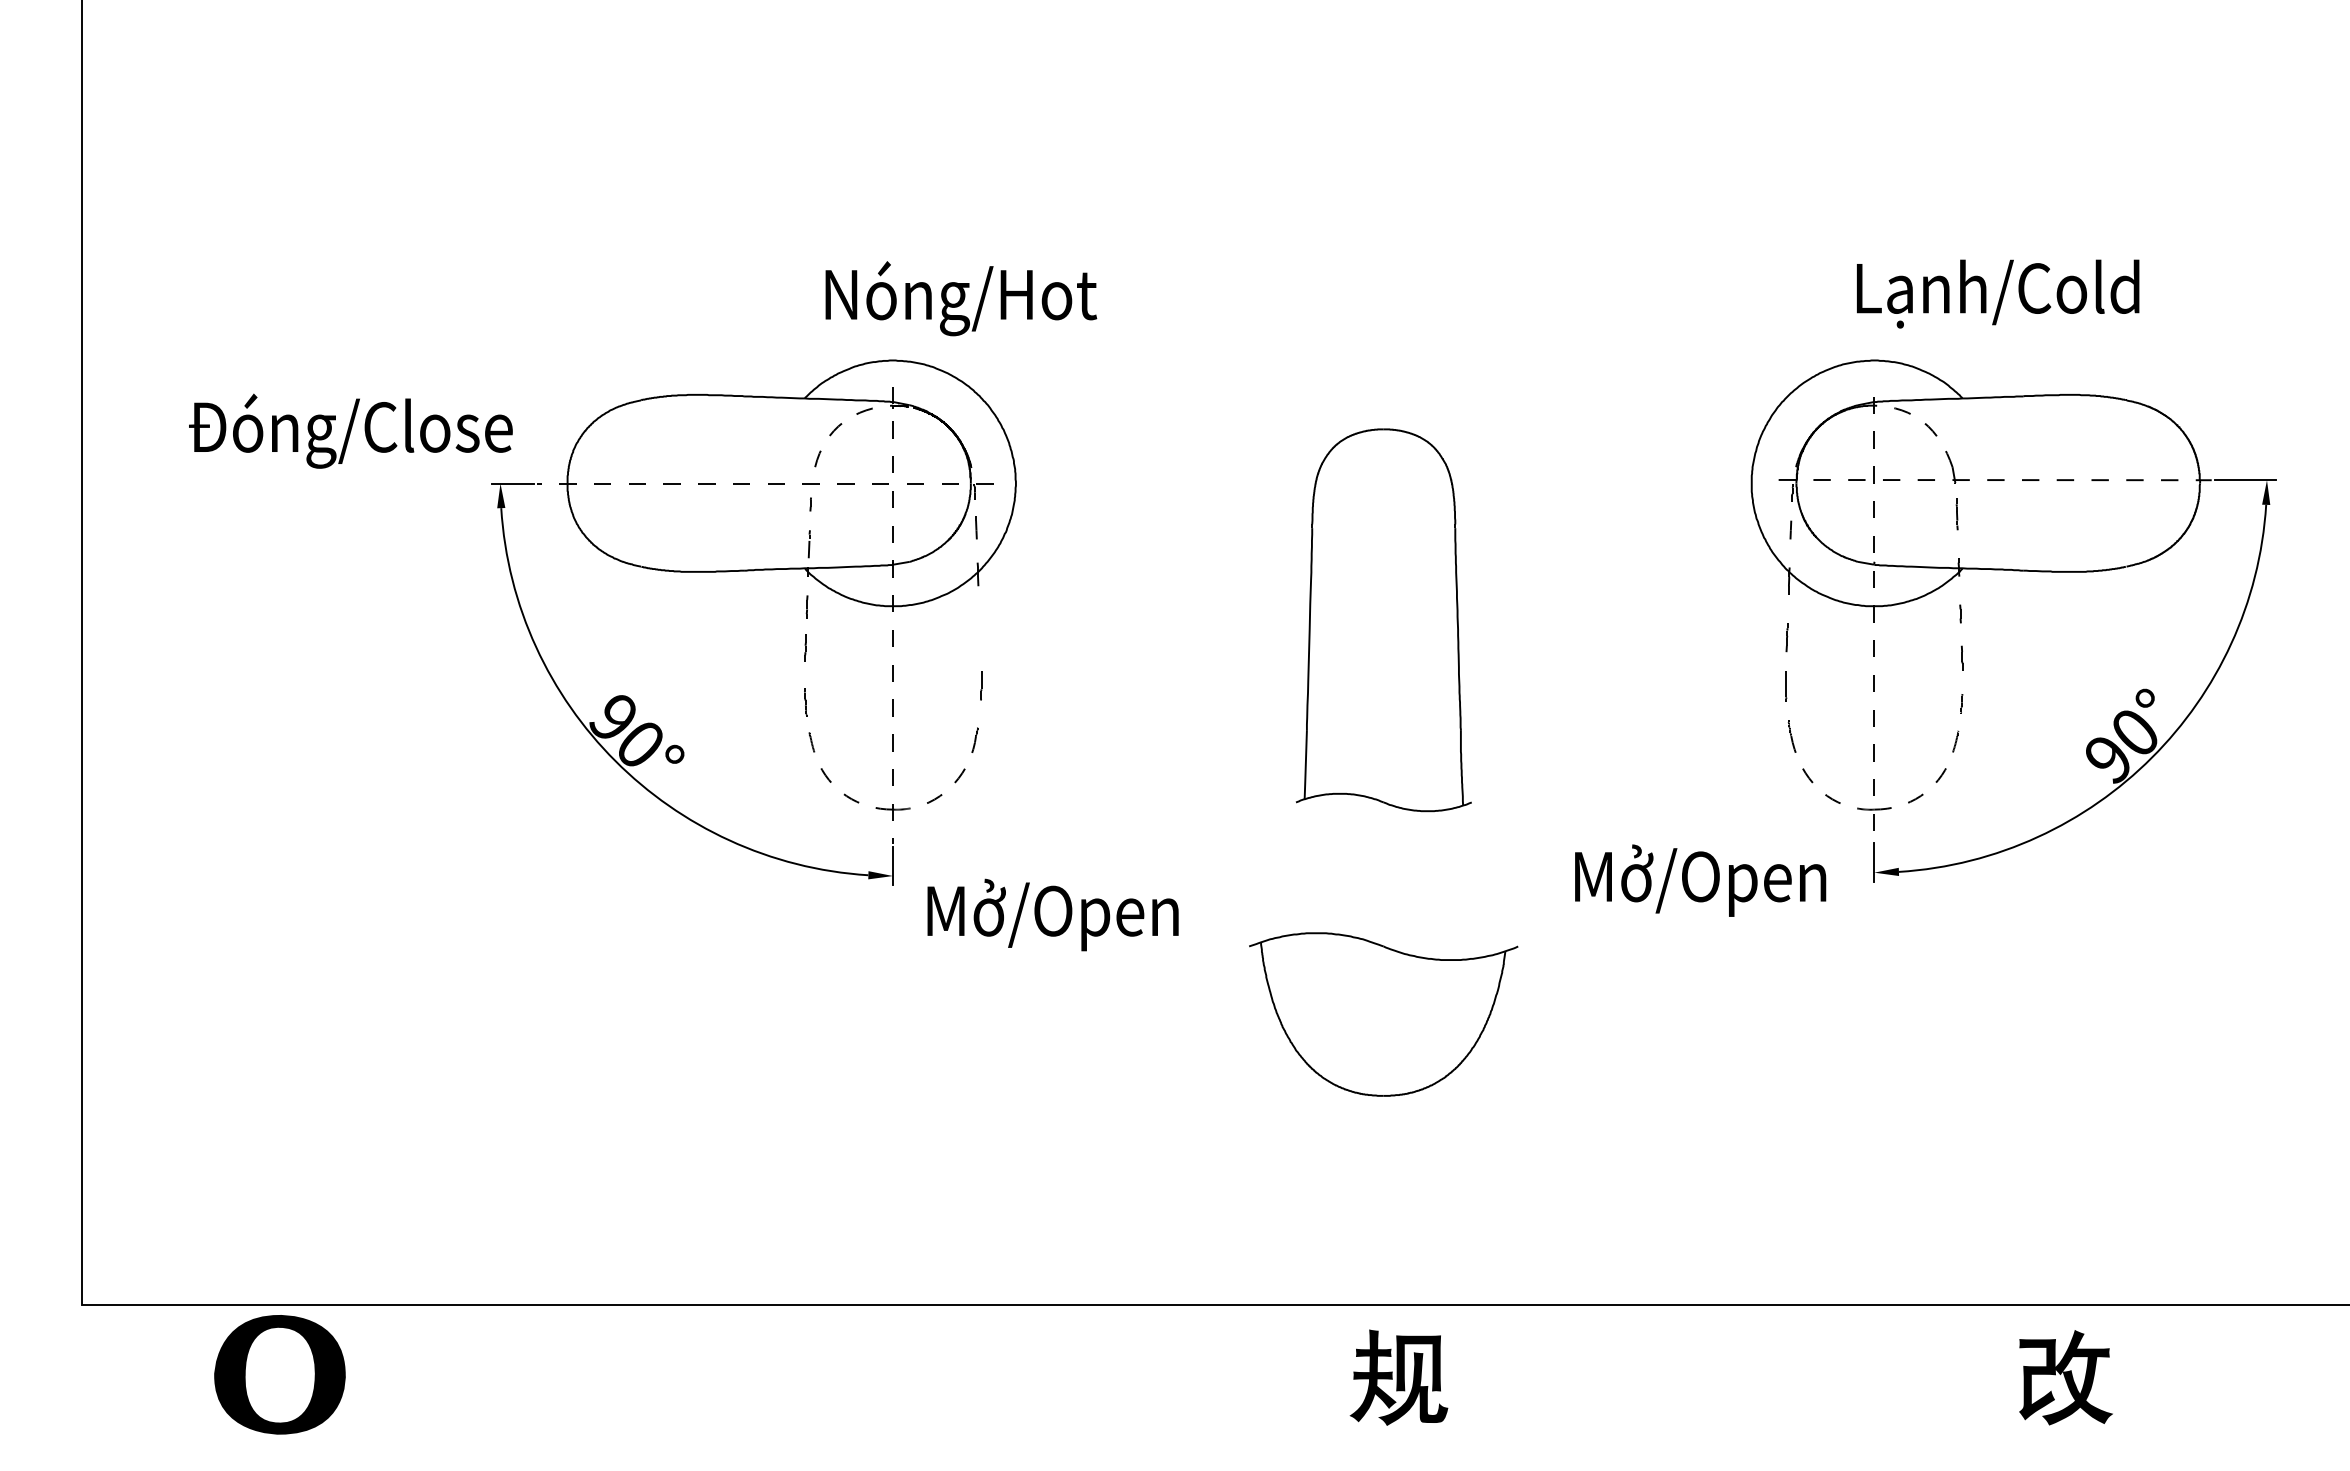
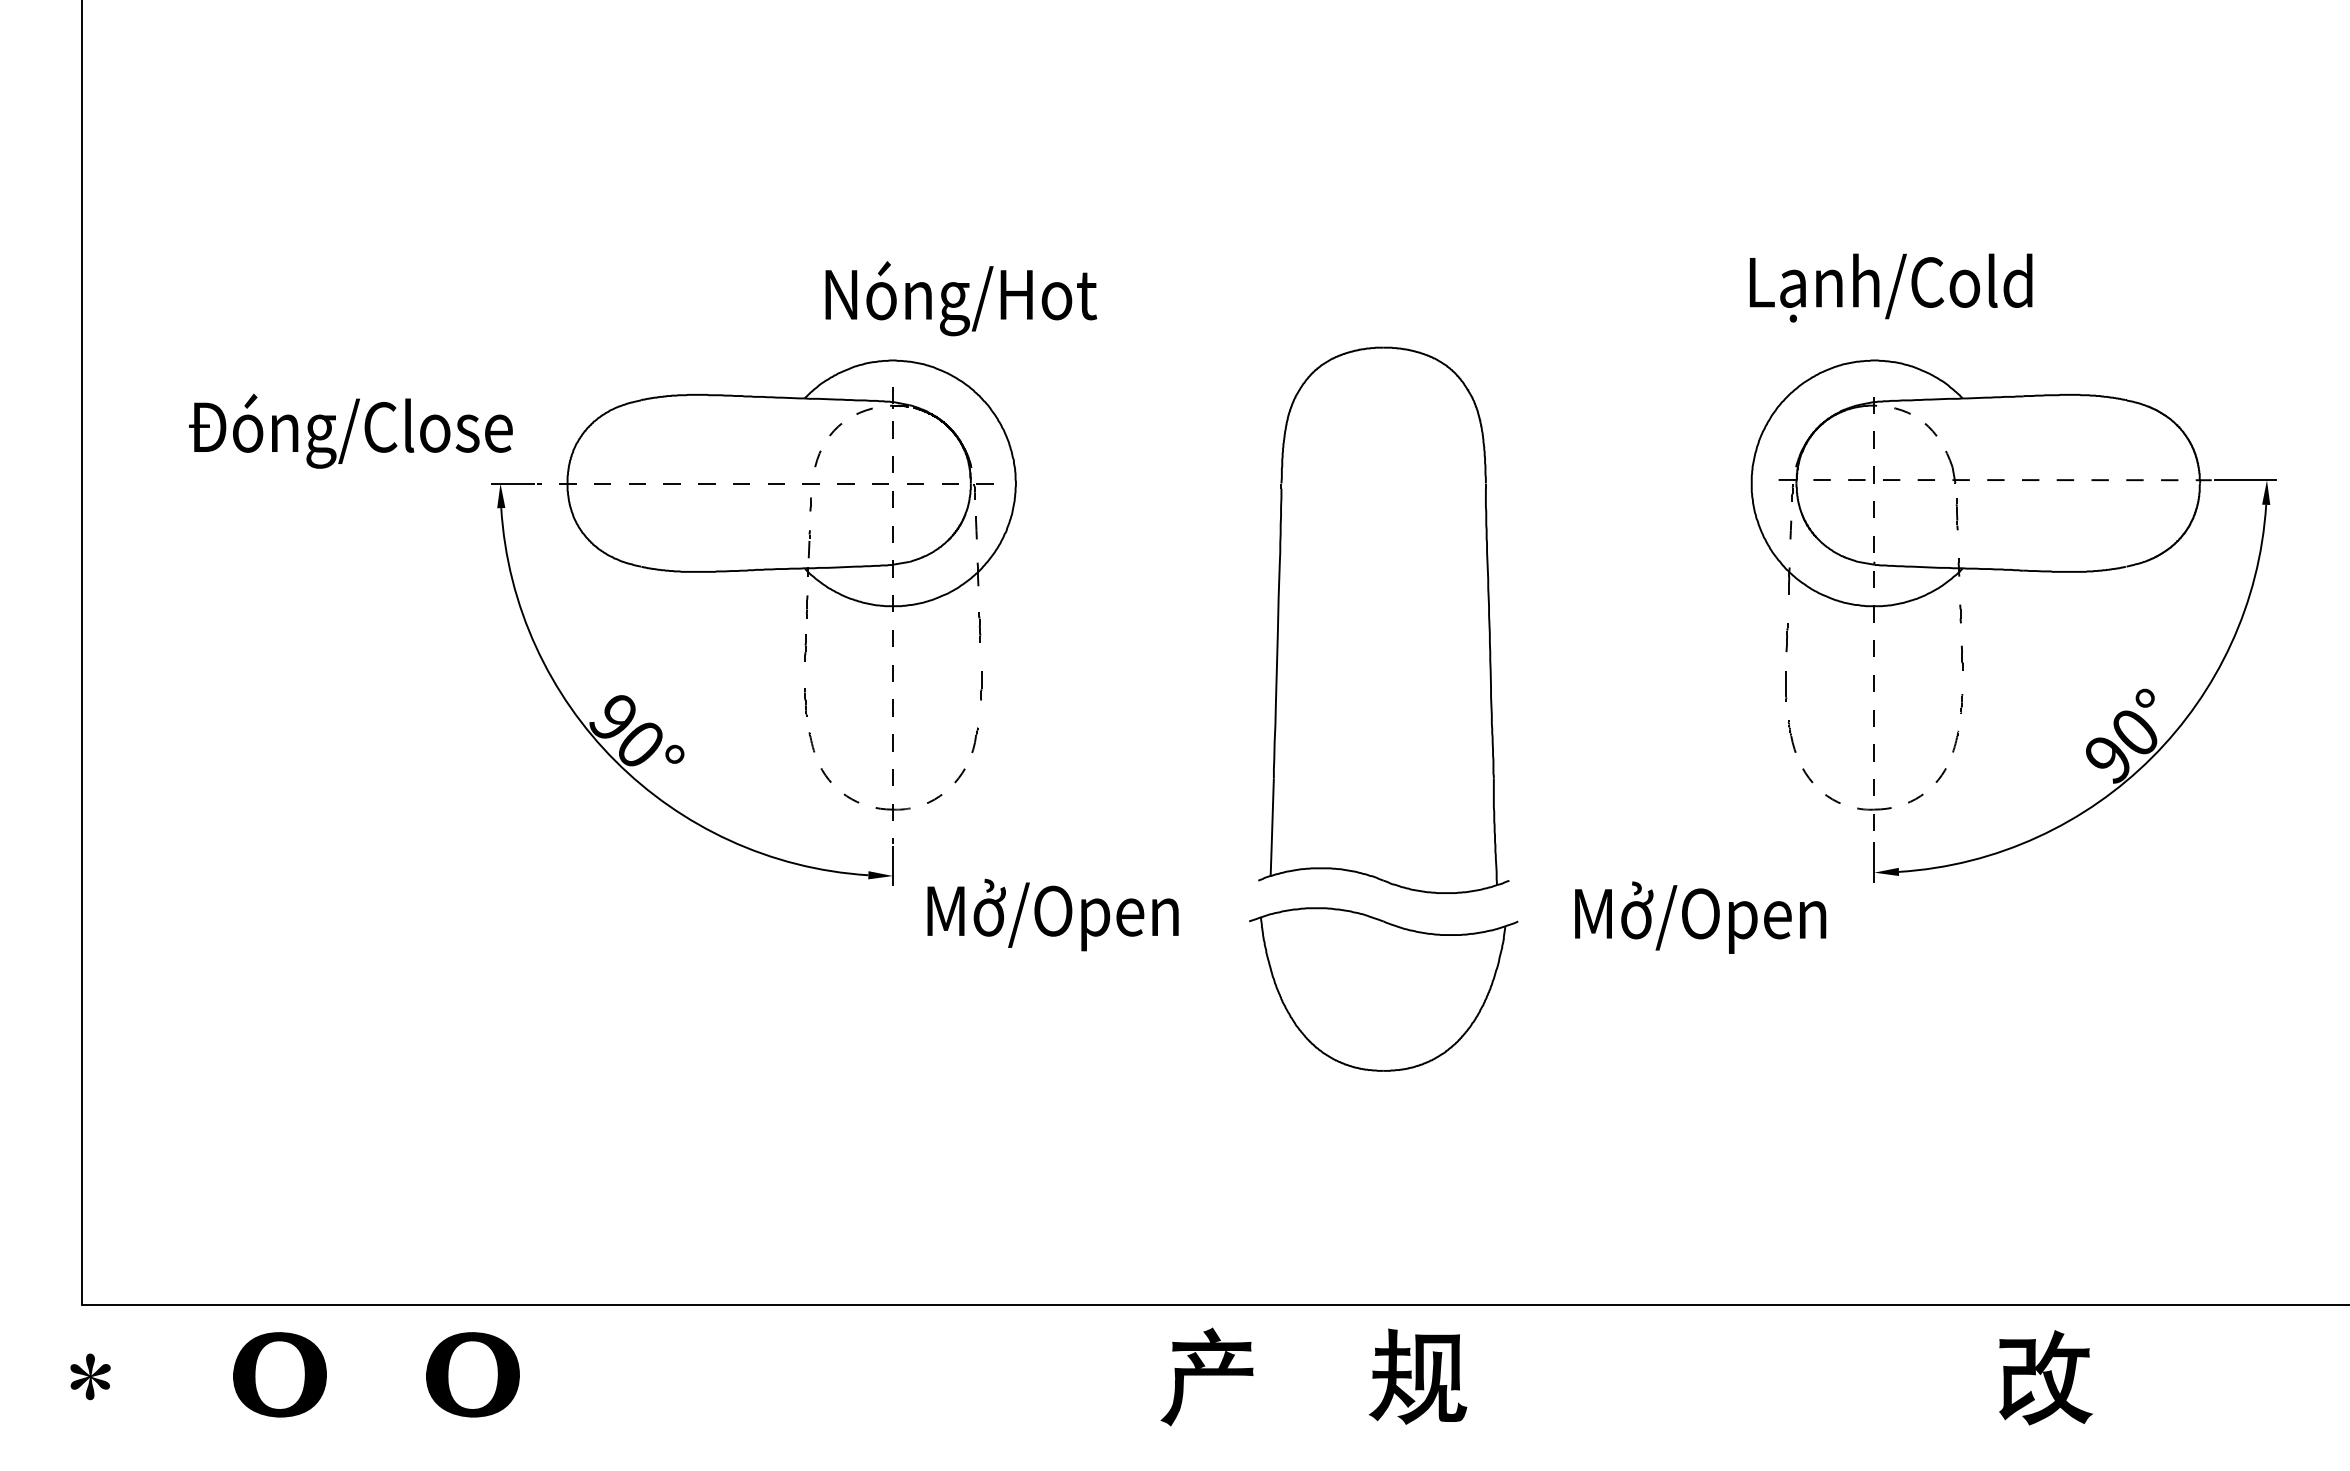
text position: (1998, 293) -> (1891, 287) (1891, 287)
part size: 177x385 px -> 252x548 px (1383, 619)
part: none -> present (979, 627)
text position: (1700, 880) -> (1700, 917) (1700, 917)
part position: (1383, 1014) -> (1383, 989) (1383, 989)
part size: 132x120 px -> 94x86 px (279, 1374)
part: none -> present (472, 1374)
fill: none -> present (90, 1376)
fill: none -> present (1206, 1376)
part position: (1398, 1377) -> (1417, 1376) (1417, 1376)
part position: (2065, 1377) -> (2045, 1377) (2045, 1377)
